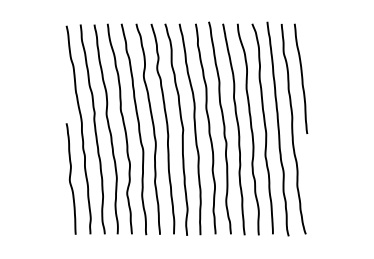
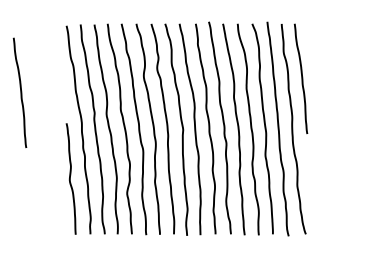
curve: none -> present (20, 92)
